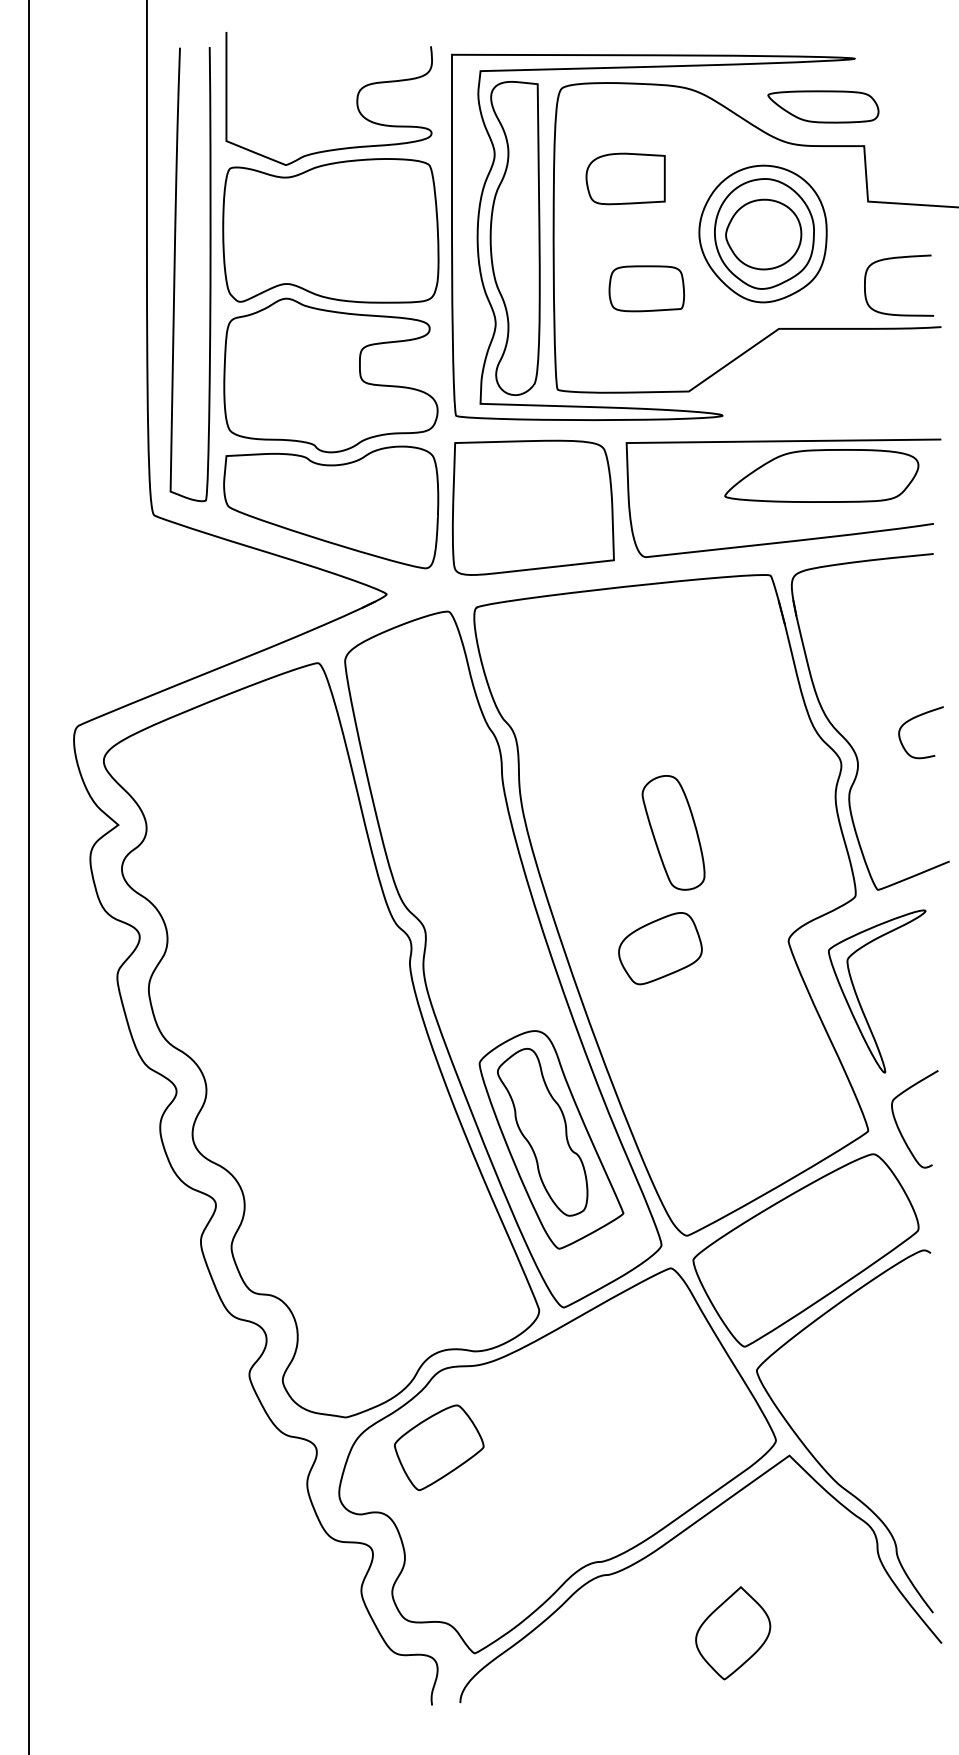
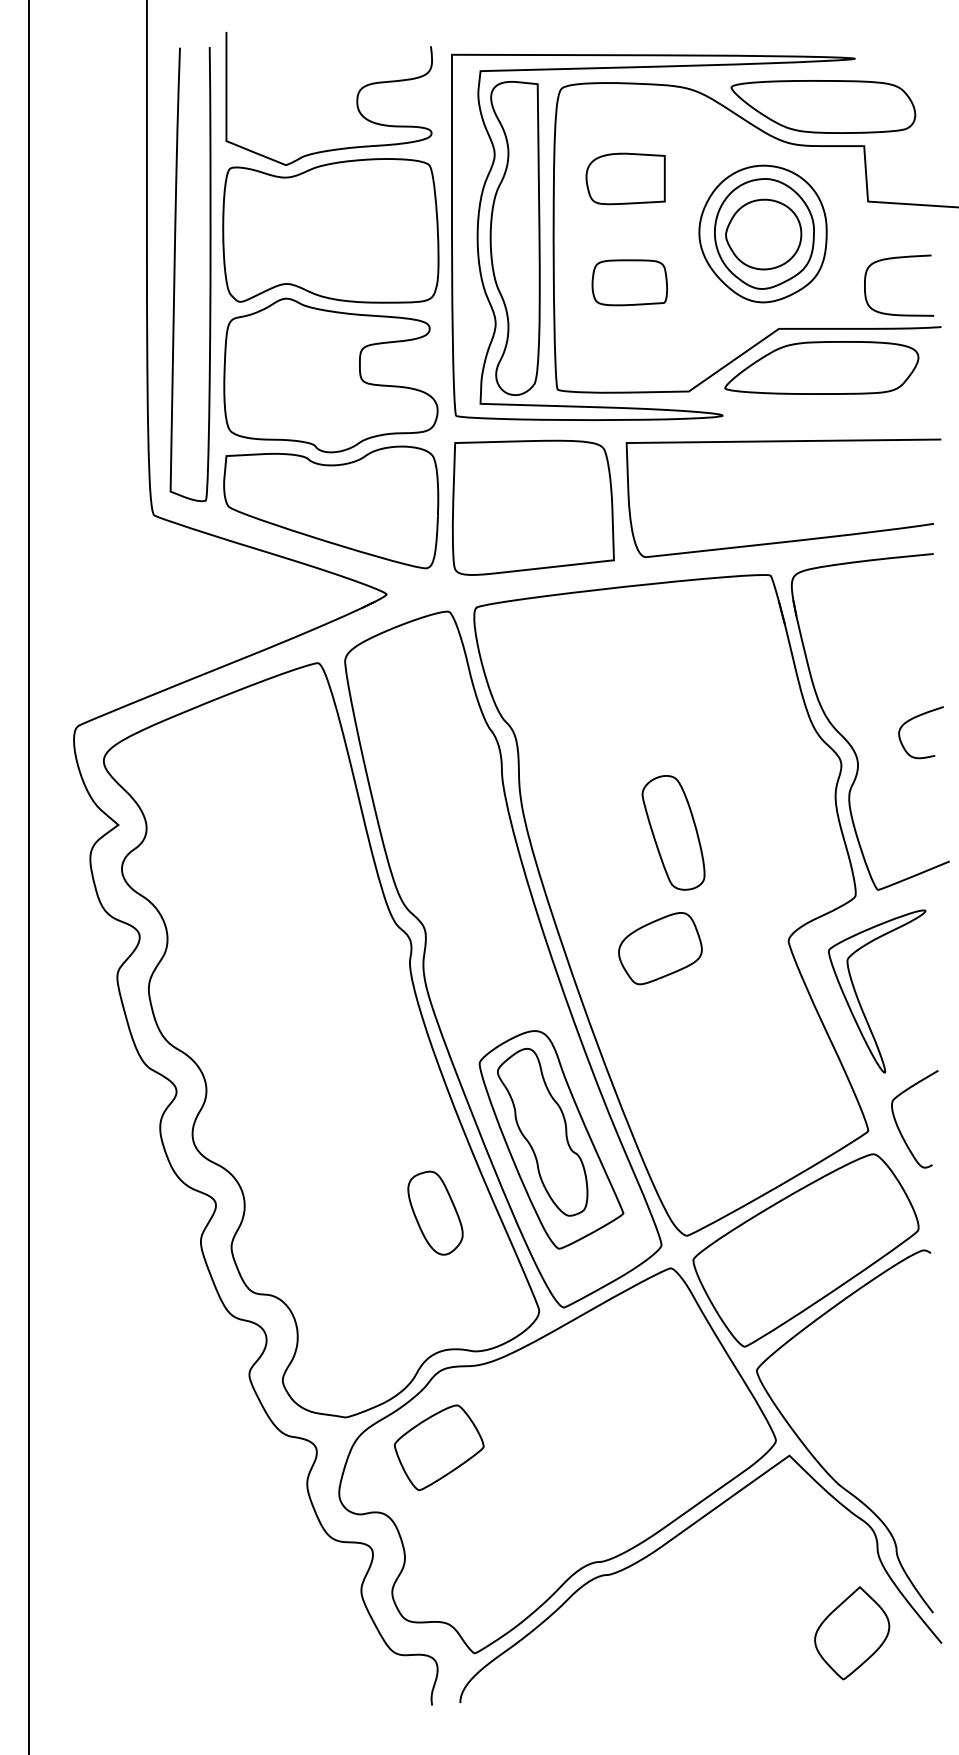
part size: 113x34 px -> 187x54 px (823, 106)
part position: (646, 288) -> (629, 282) (629, 282)
part position: (821, 475) -> (821, 367) (821, 367)
part: none -> present (435, 1212)
part position: (733, 1633) -> (852, 1633) (852, 1633)
